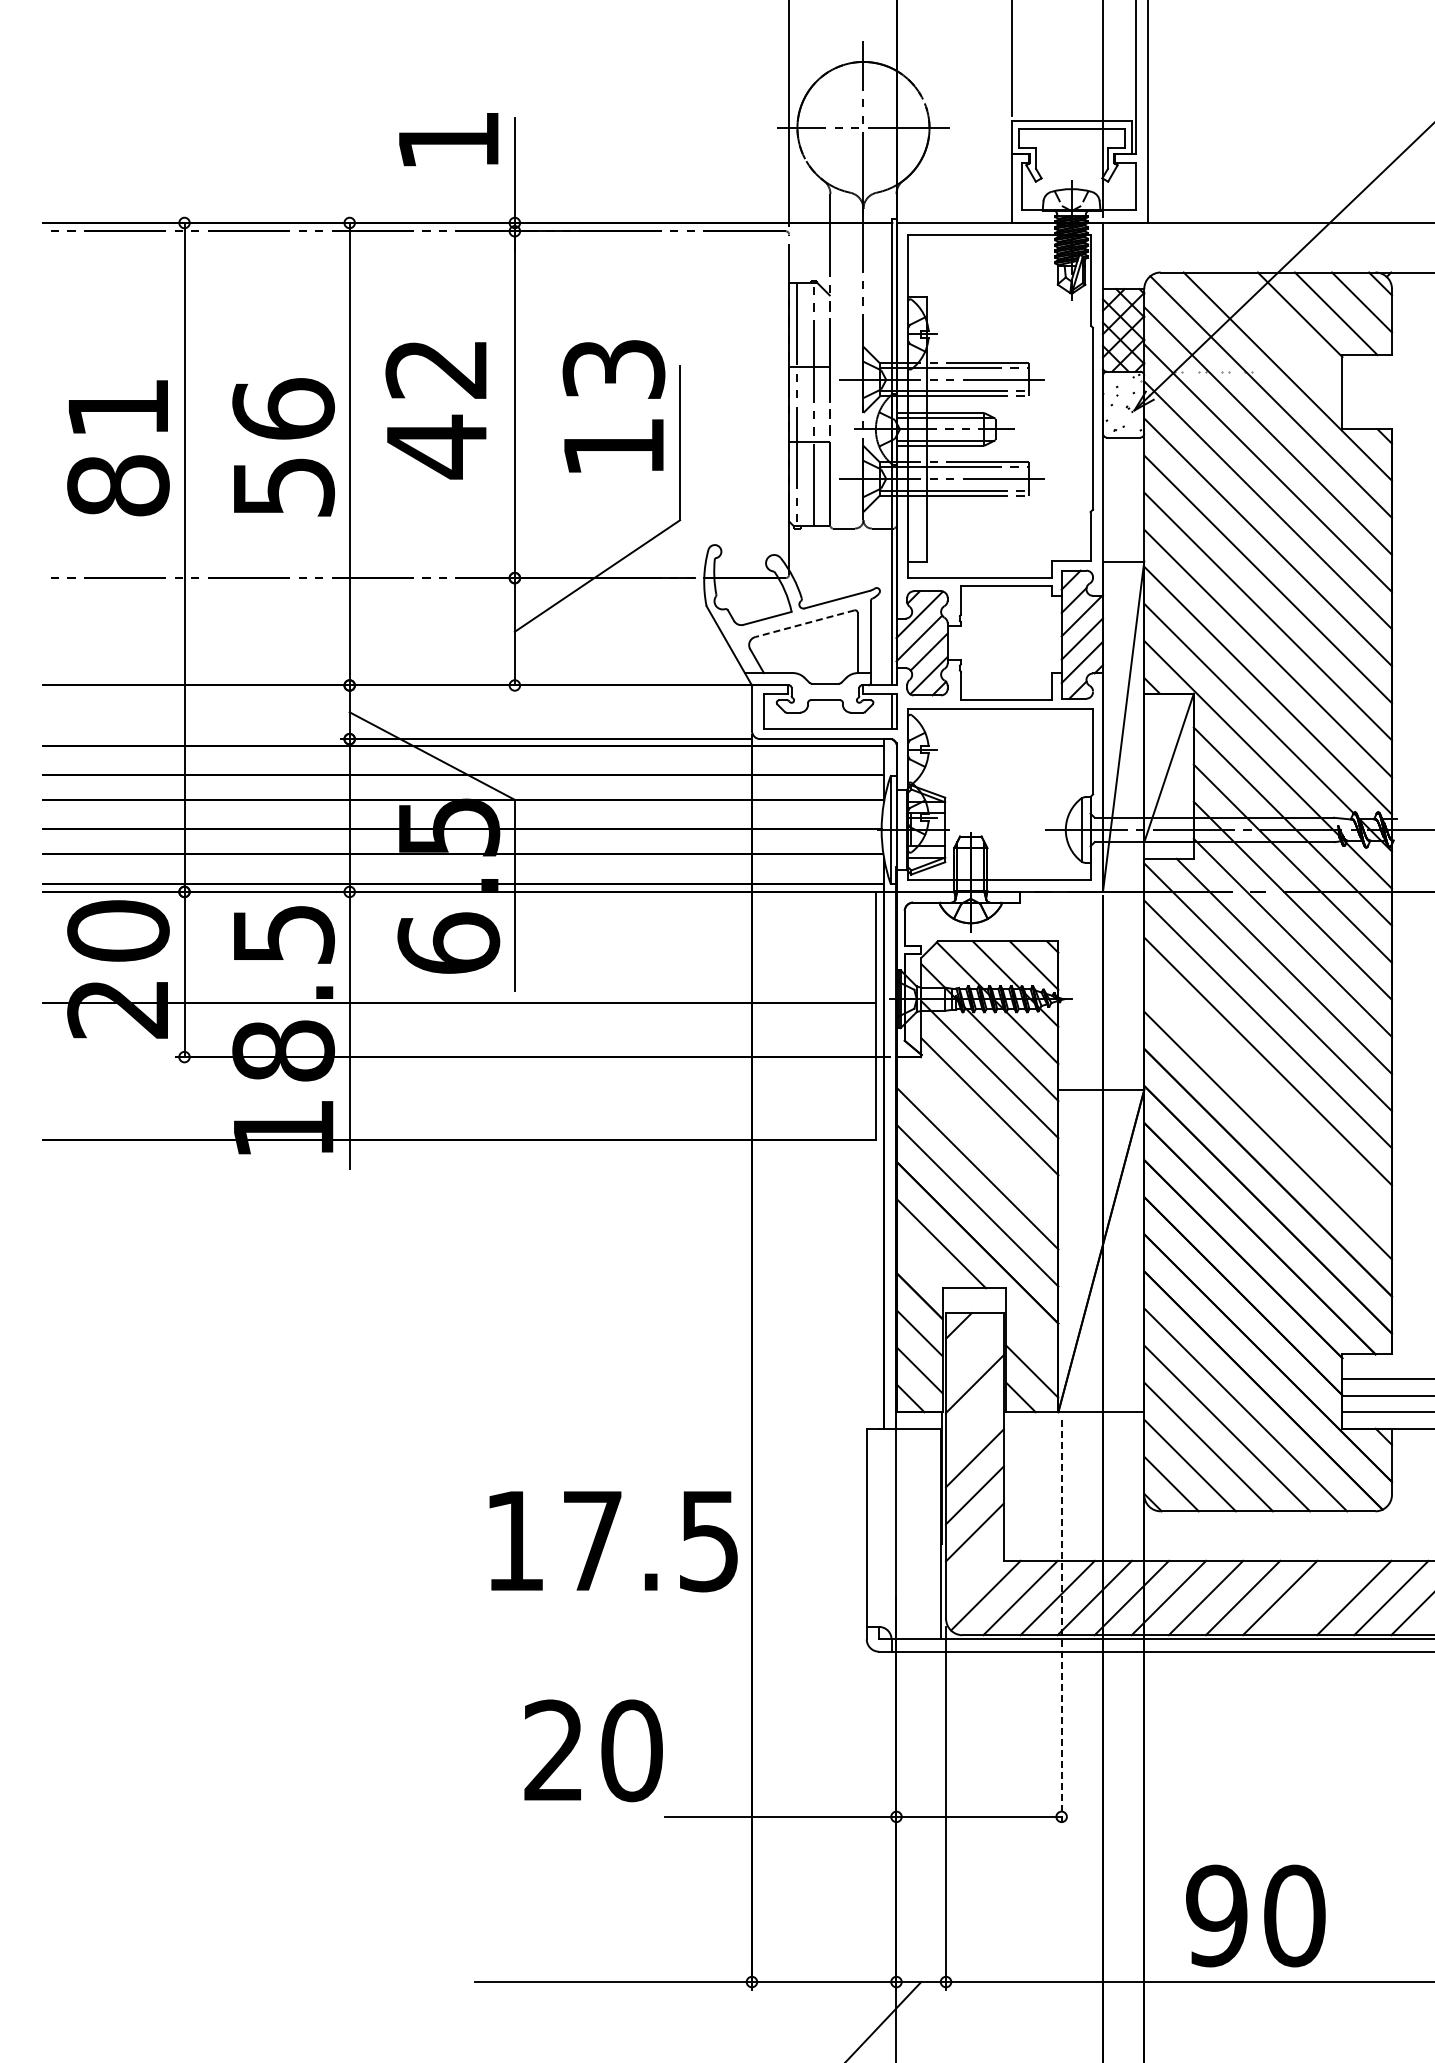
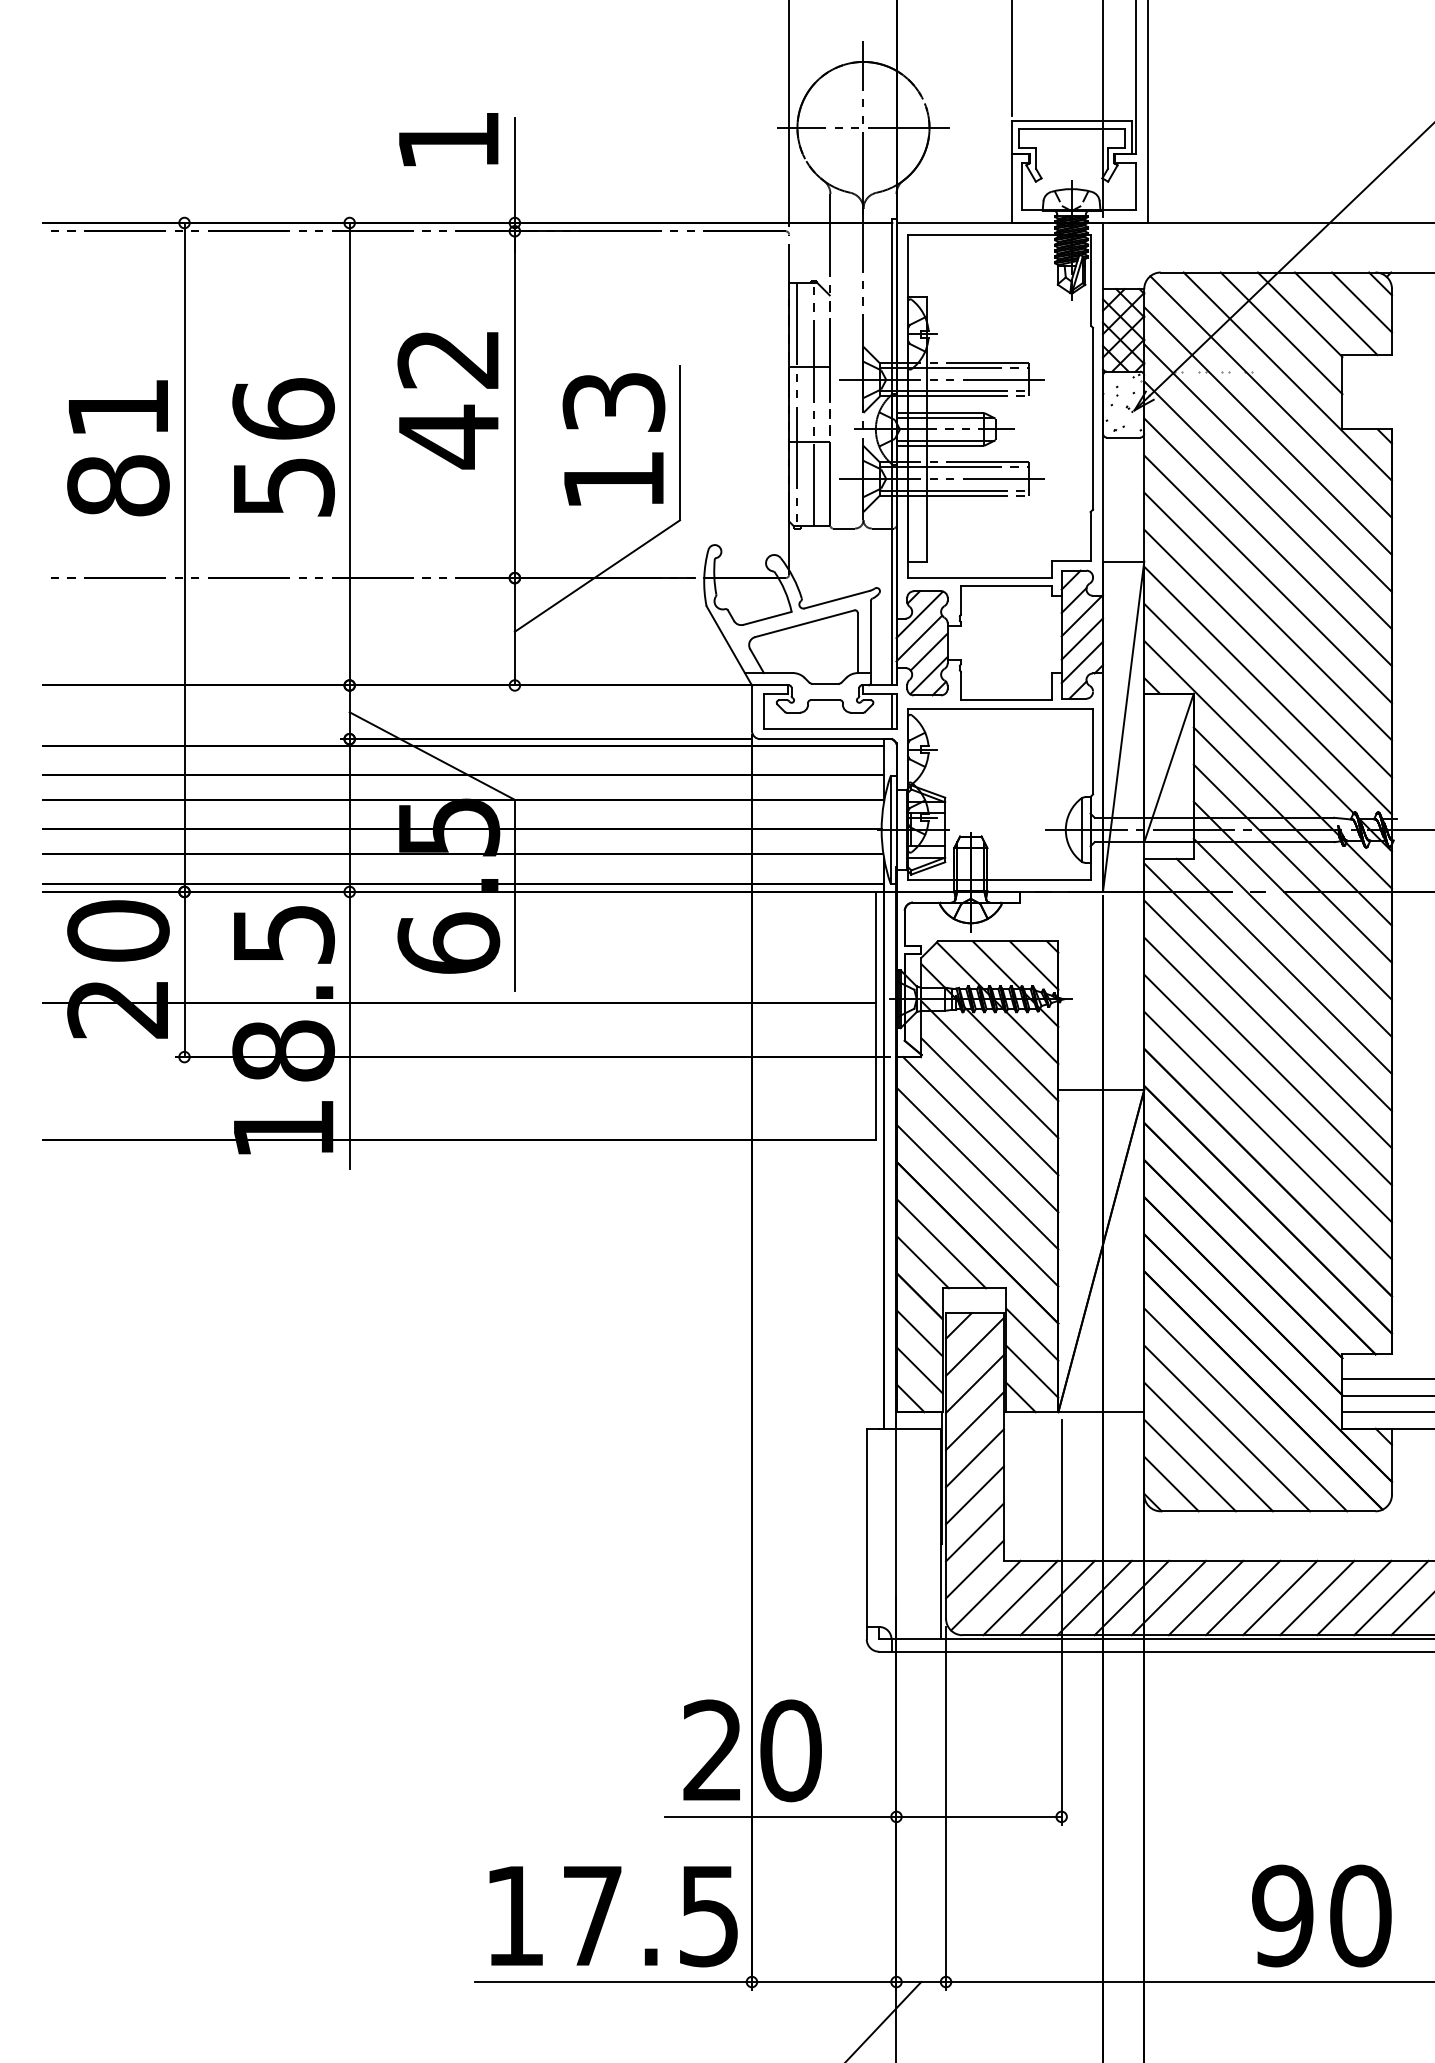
line: none -> present (1281, 333)
text position: (613, 406) -> (613, 439) (613, 439)
text position: (435, 410) -> (447, 400) (447, 400)
line: dashed -> solid (804, 623)
line: none -> present (1268, 1098)
line: none -> present (980, 1134)
line: none -> present (922, 1261)
line: none -> present (1032, 1334)
line: none -> present (974, 1346)
line: none -> present (974, 1421)
text position: (613, 1541) -> (613, 1916) (613, 1916)
line: none -> present (974, 1569)
line: none -> present (1317, 1597)
line: dashed -> solid (1061, 1623)
text position: (593, 1750) -> (752, 1750) (752, 1750)
text position: (1255, 1915) -> (1321, 1915) (1321, 1915)
